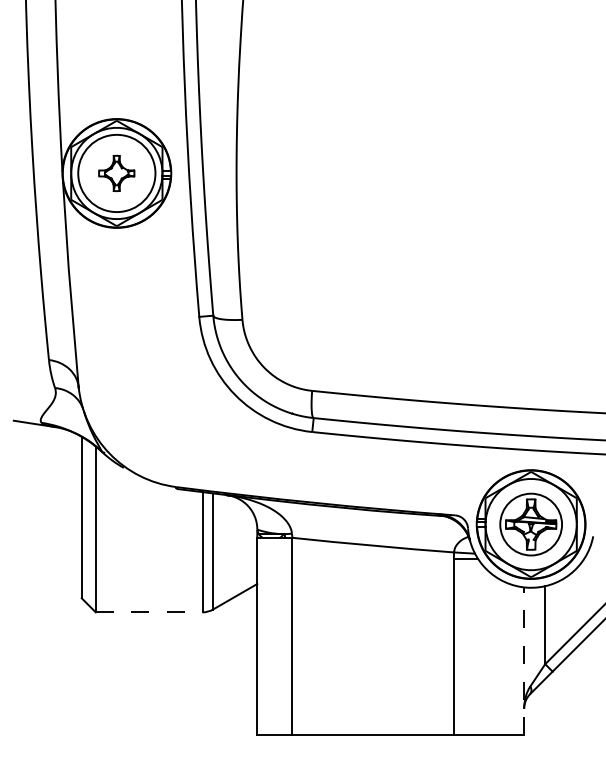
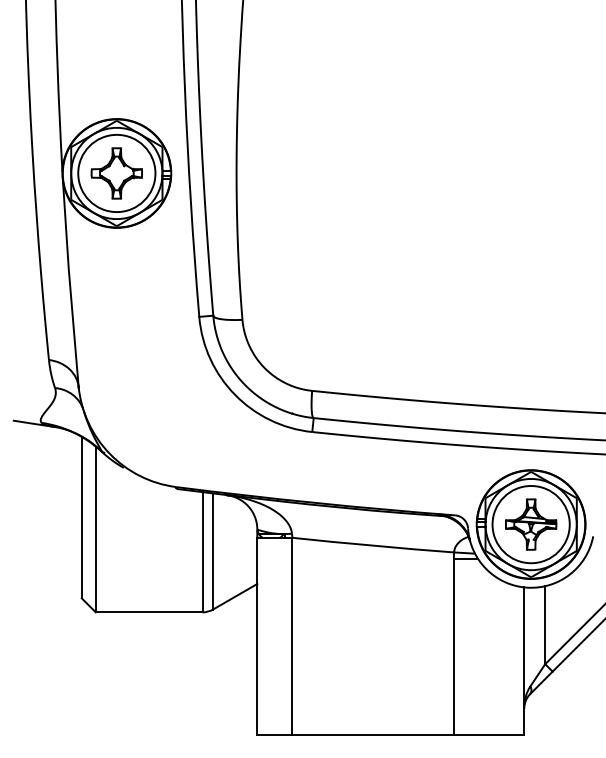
part size: 38x38 px -> 53x53 px (116, 173)
circle diameter: 62 px -> 77 px (530, 524)
line: dashed -> solid (149, 612)
line: dashed -> solid (524, 661)
